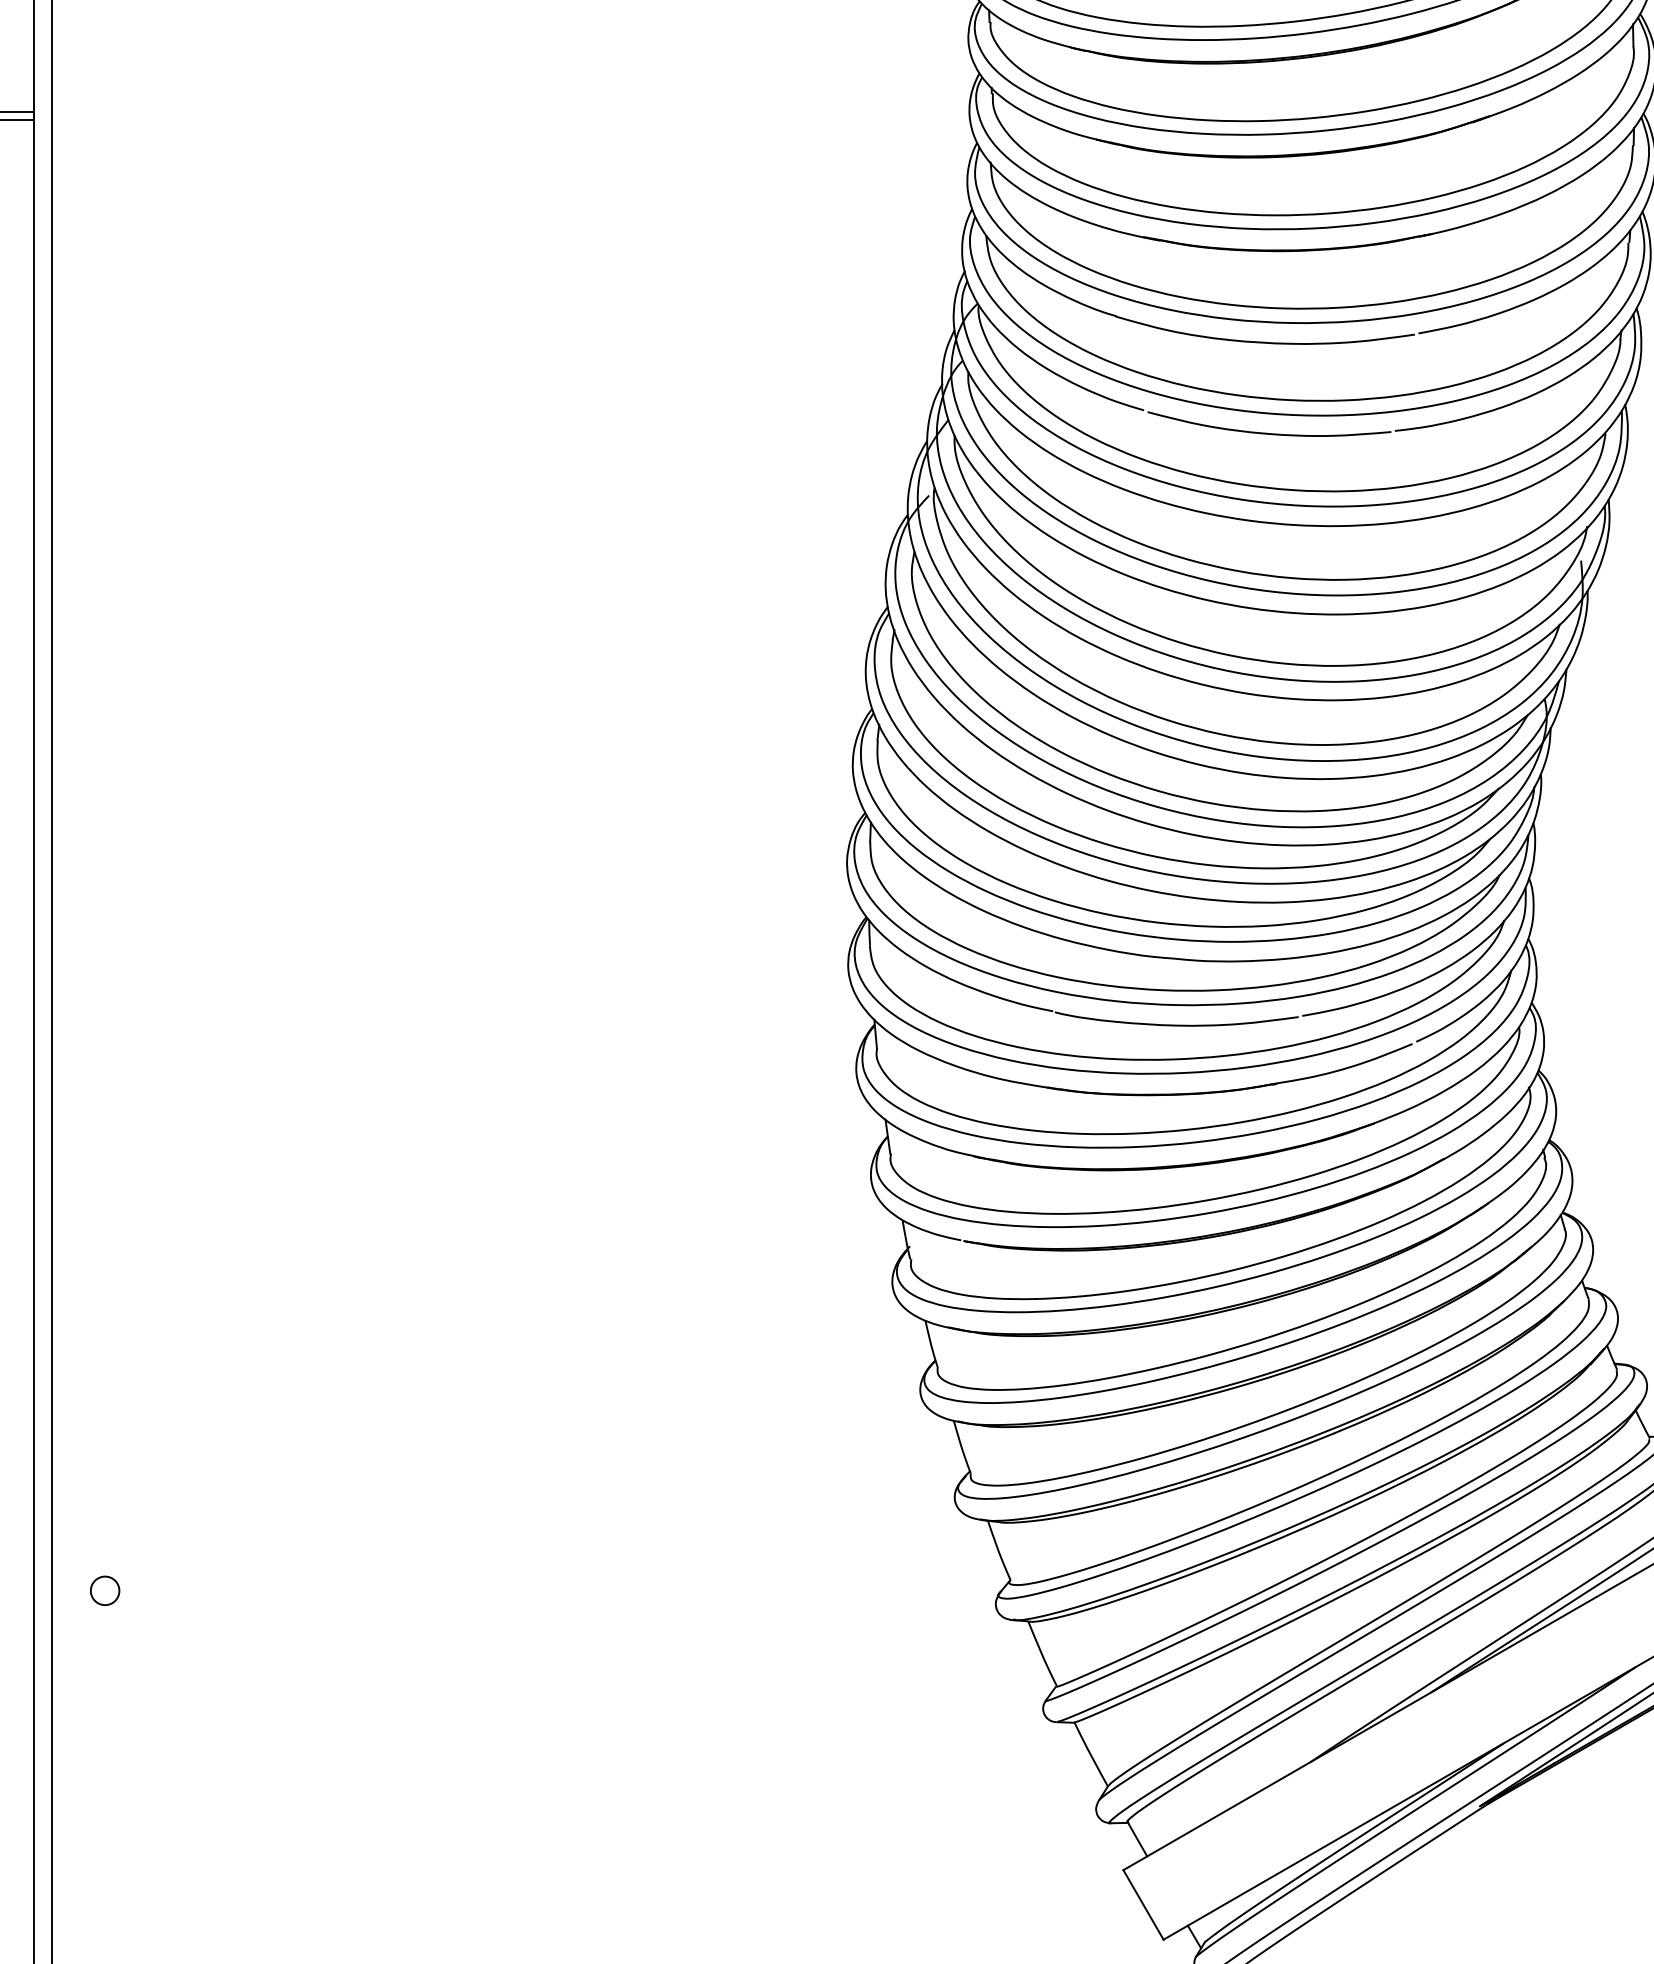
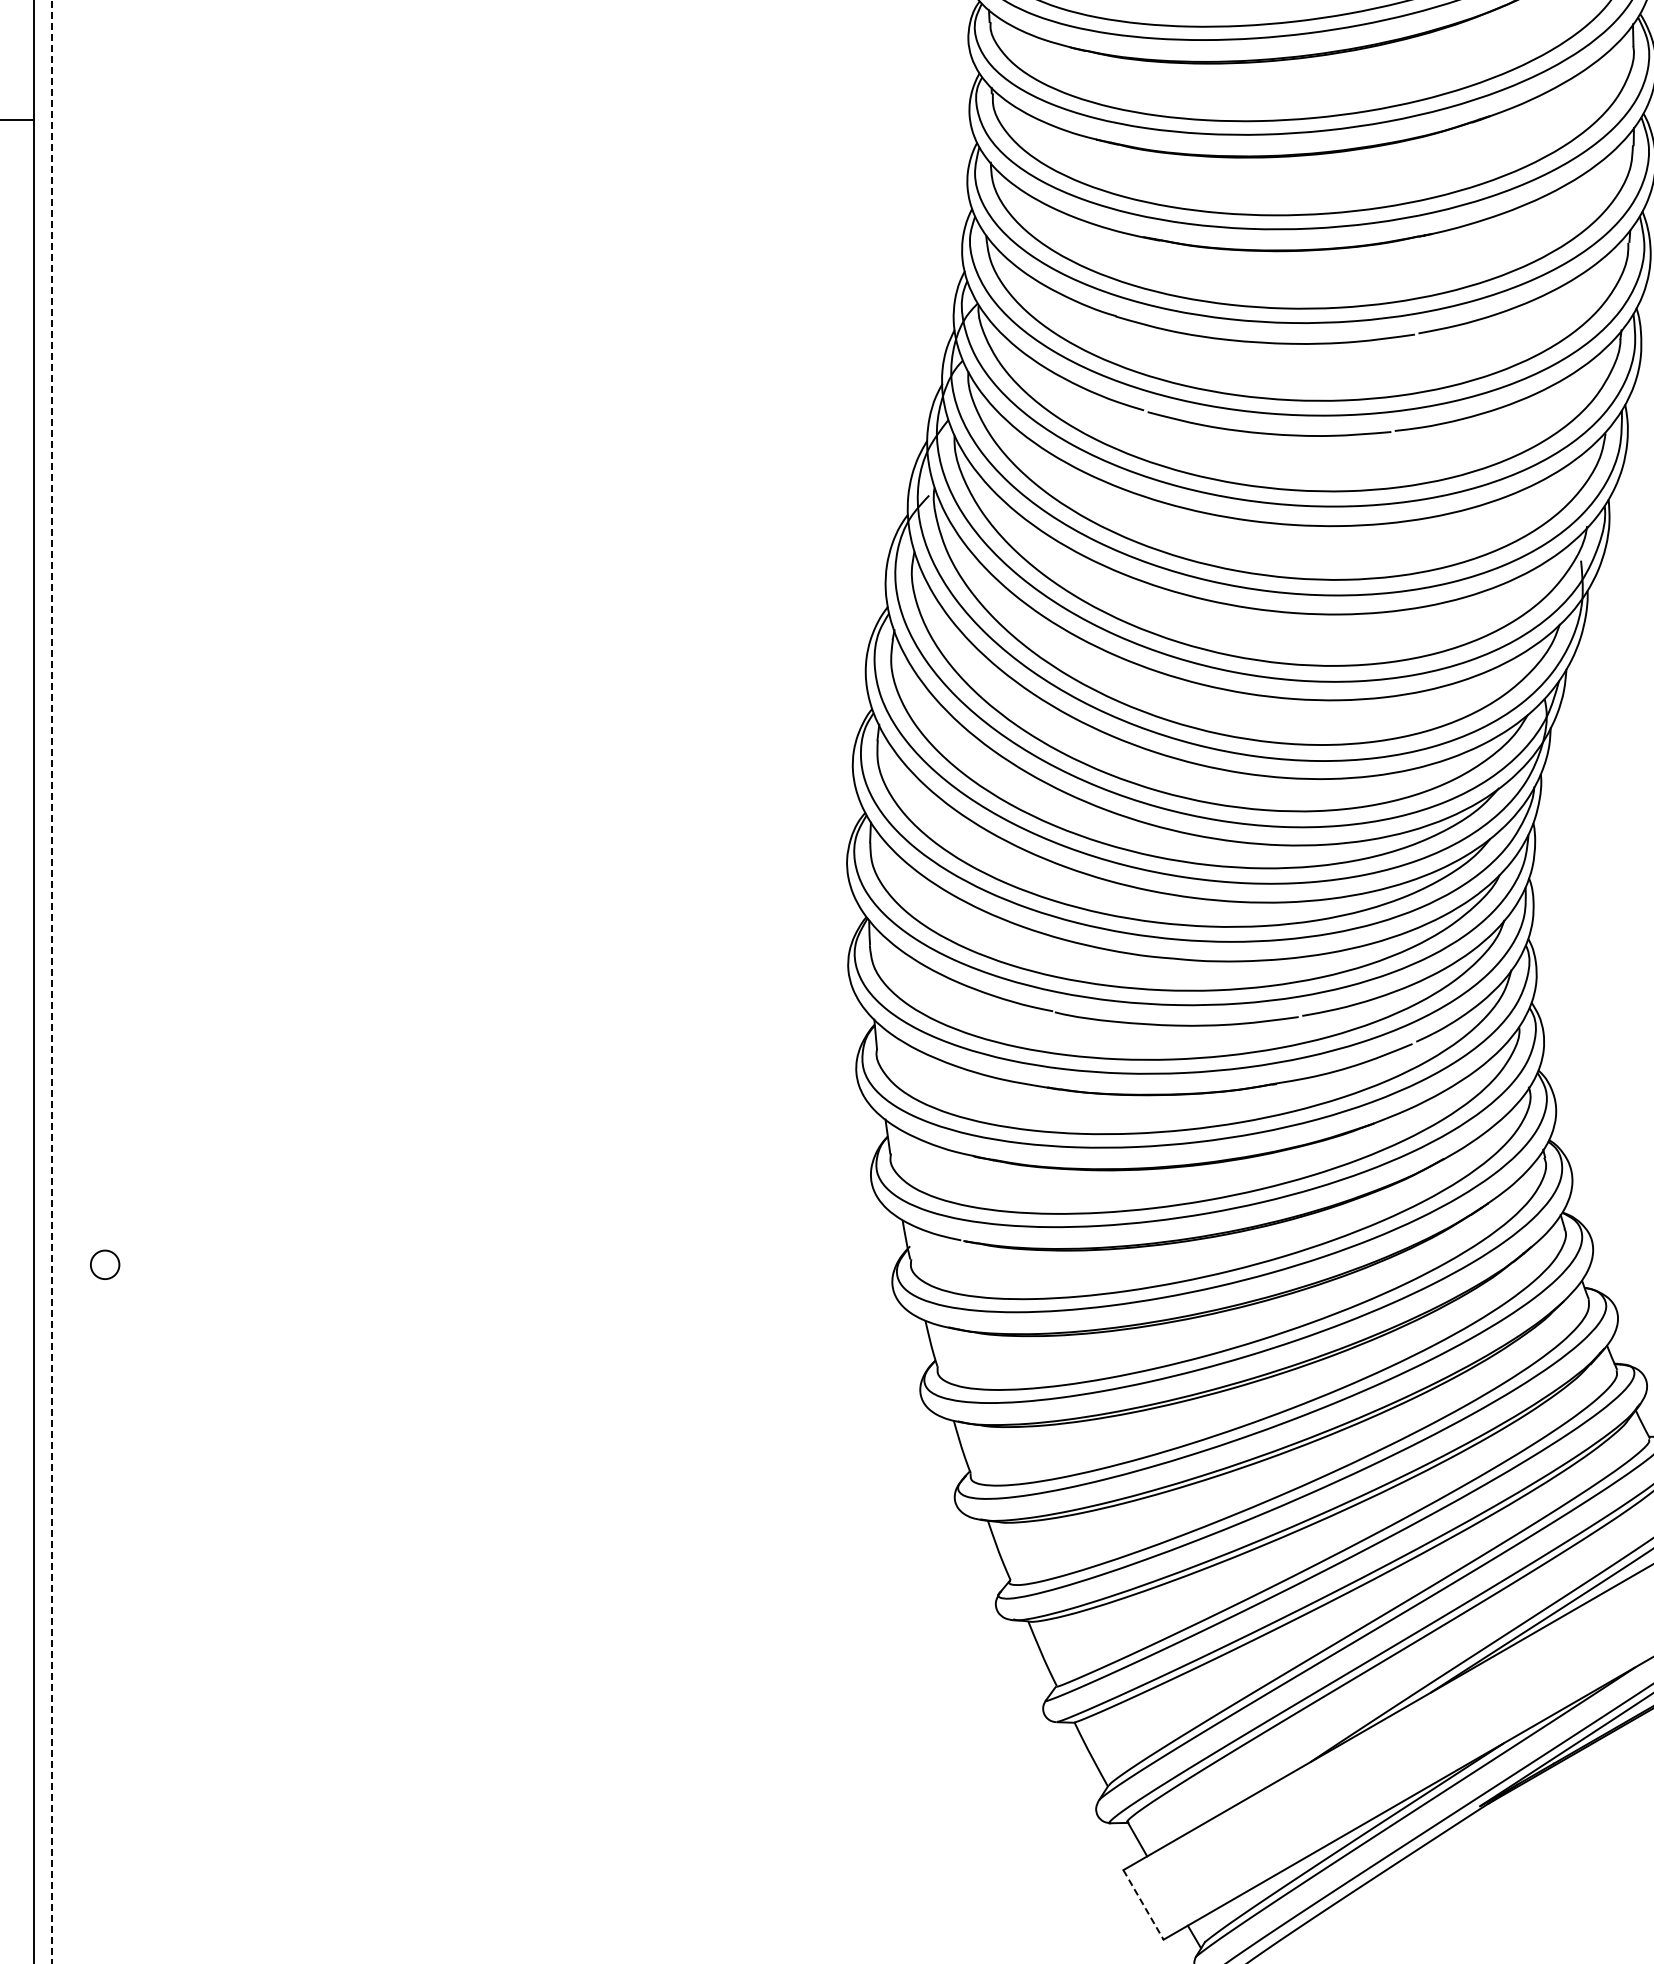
line: present -> none (17, 111)
line: solid -> dashed (52, 981)
circle position: (105, 1590) -> (105, 1264) (105, 1264)
line: solid -> dashed (1143, 1905)
